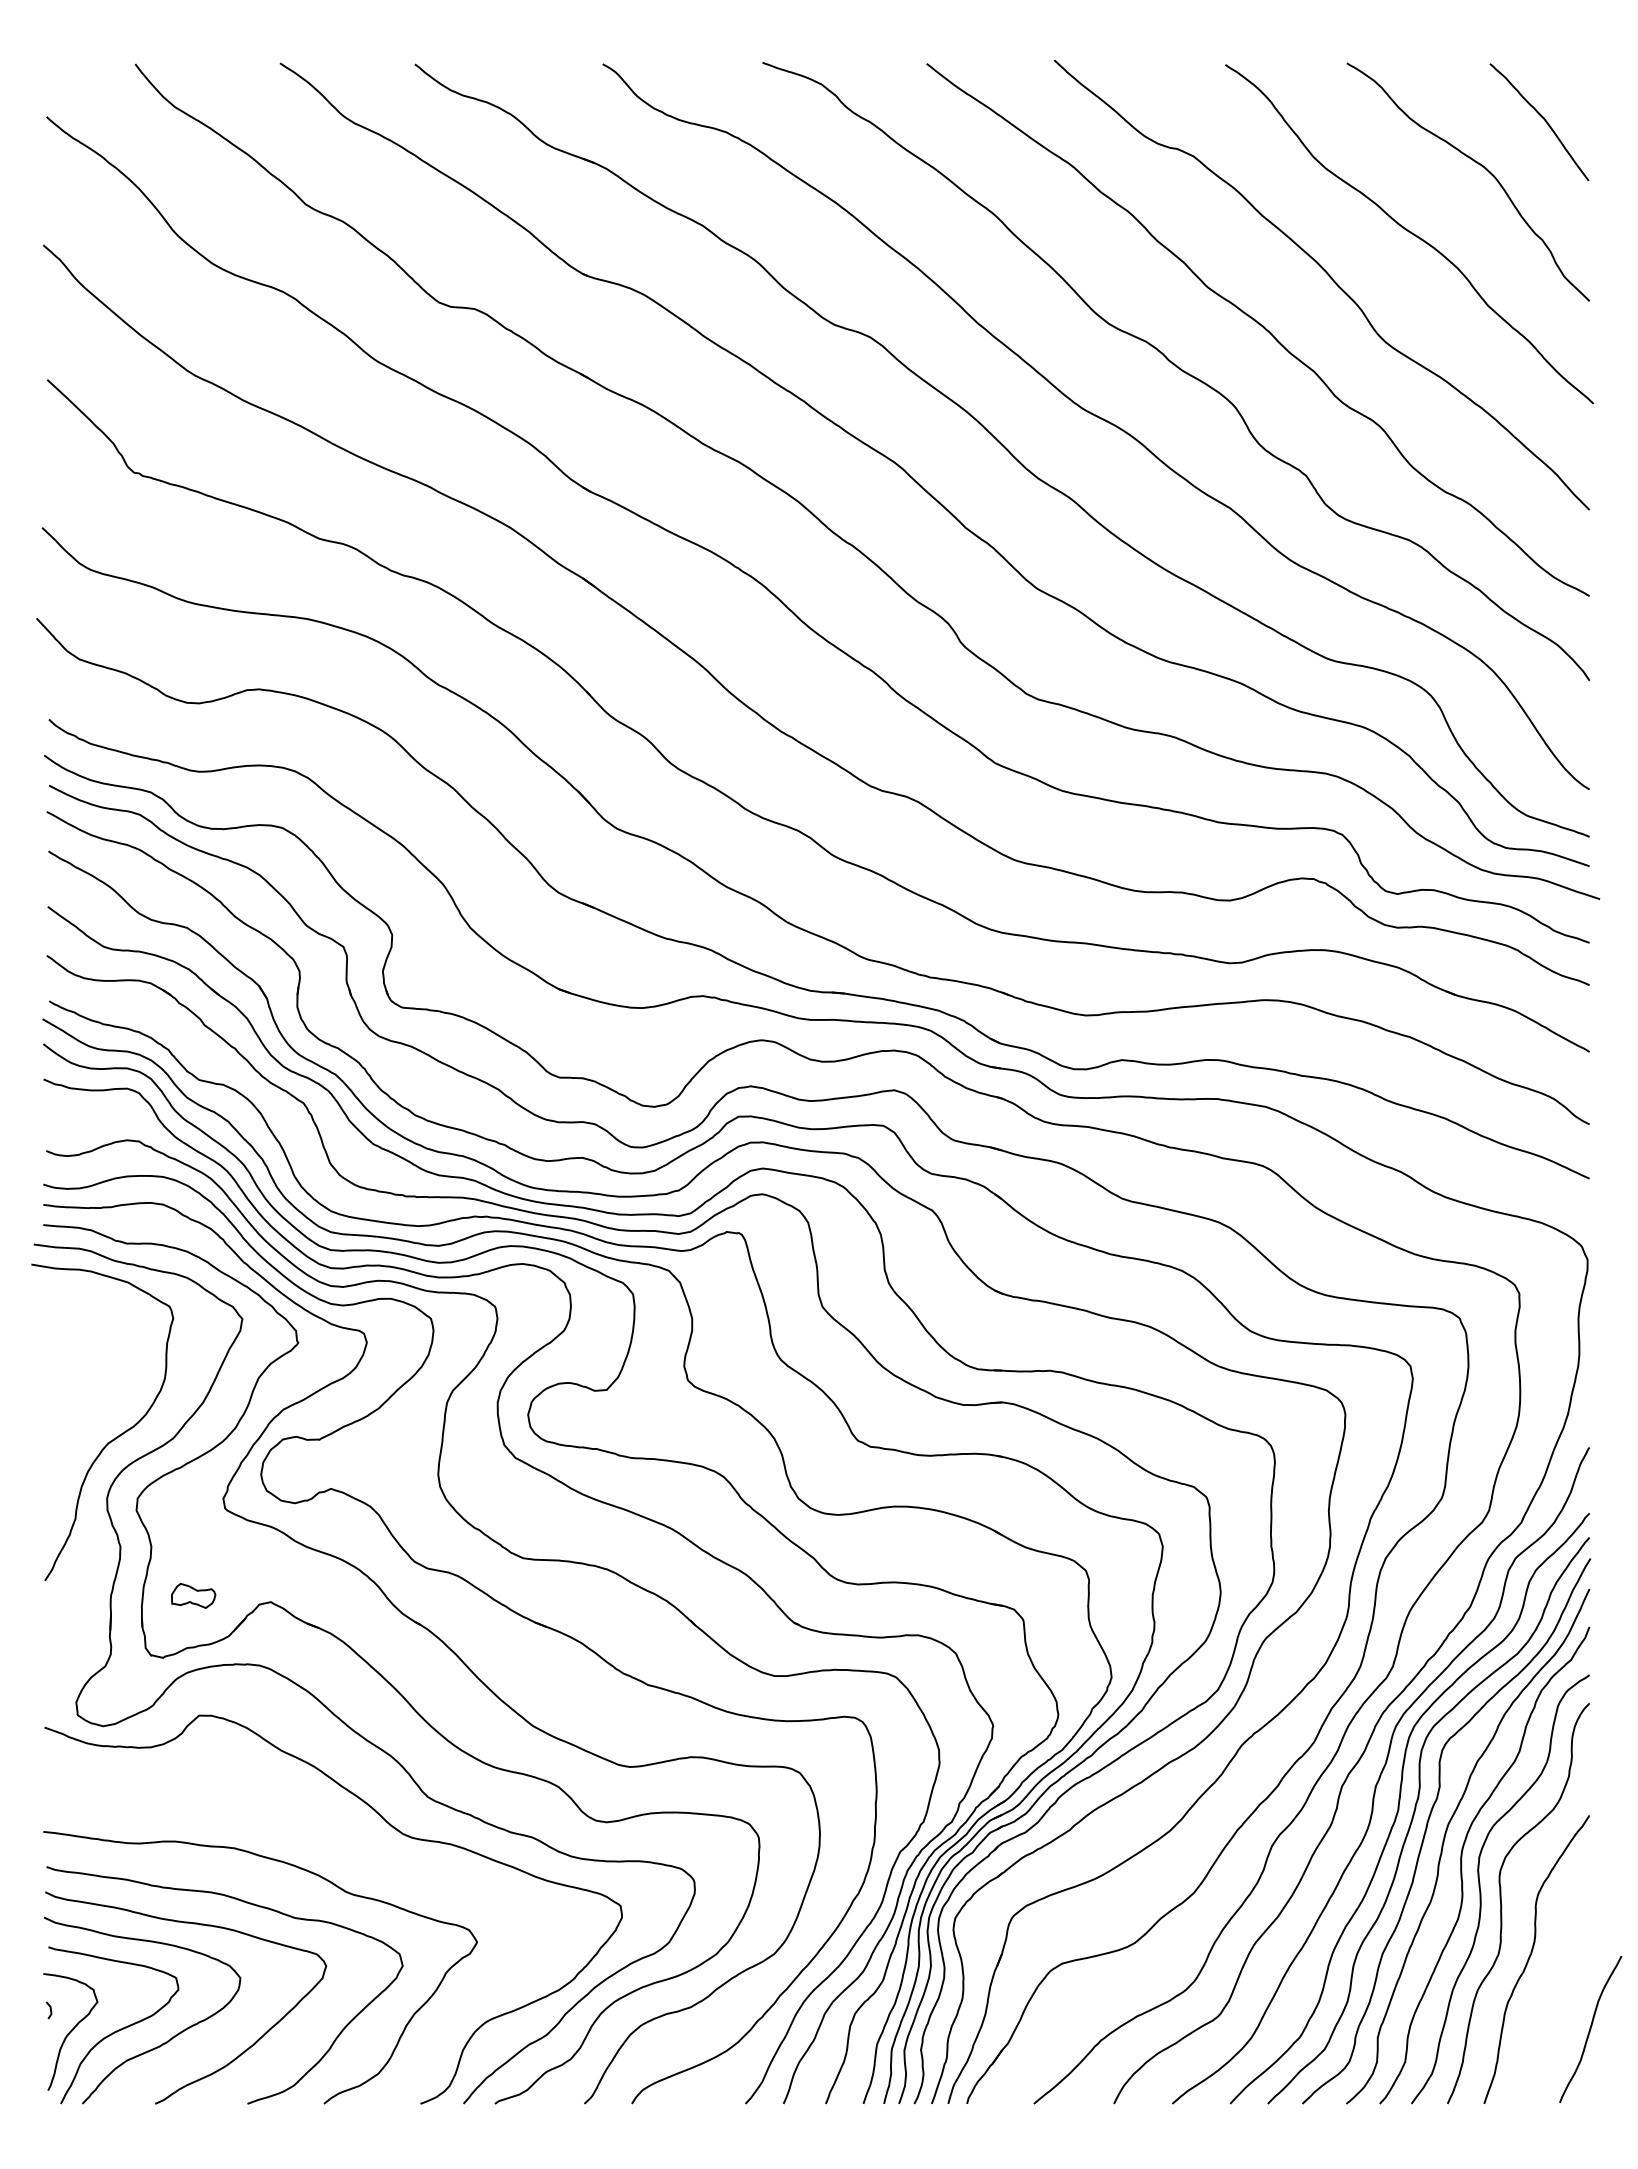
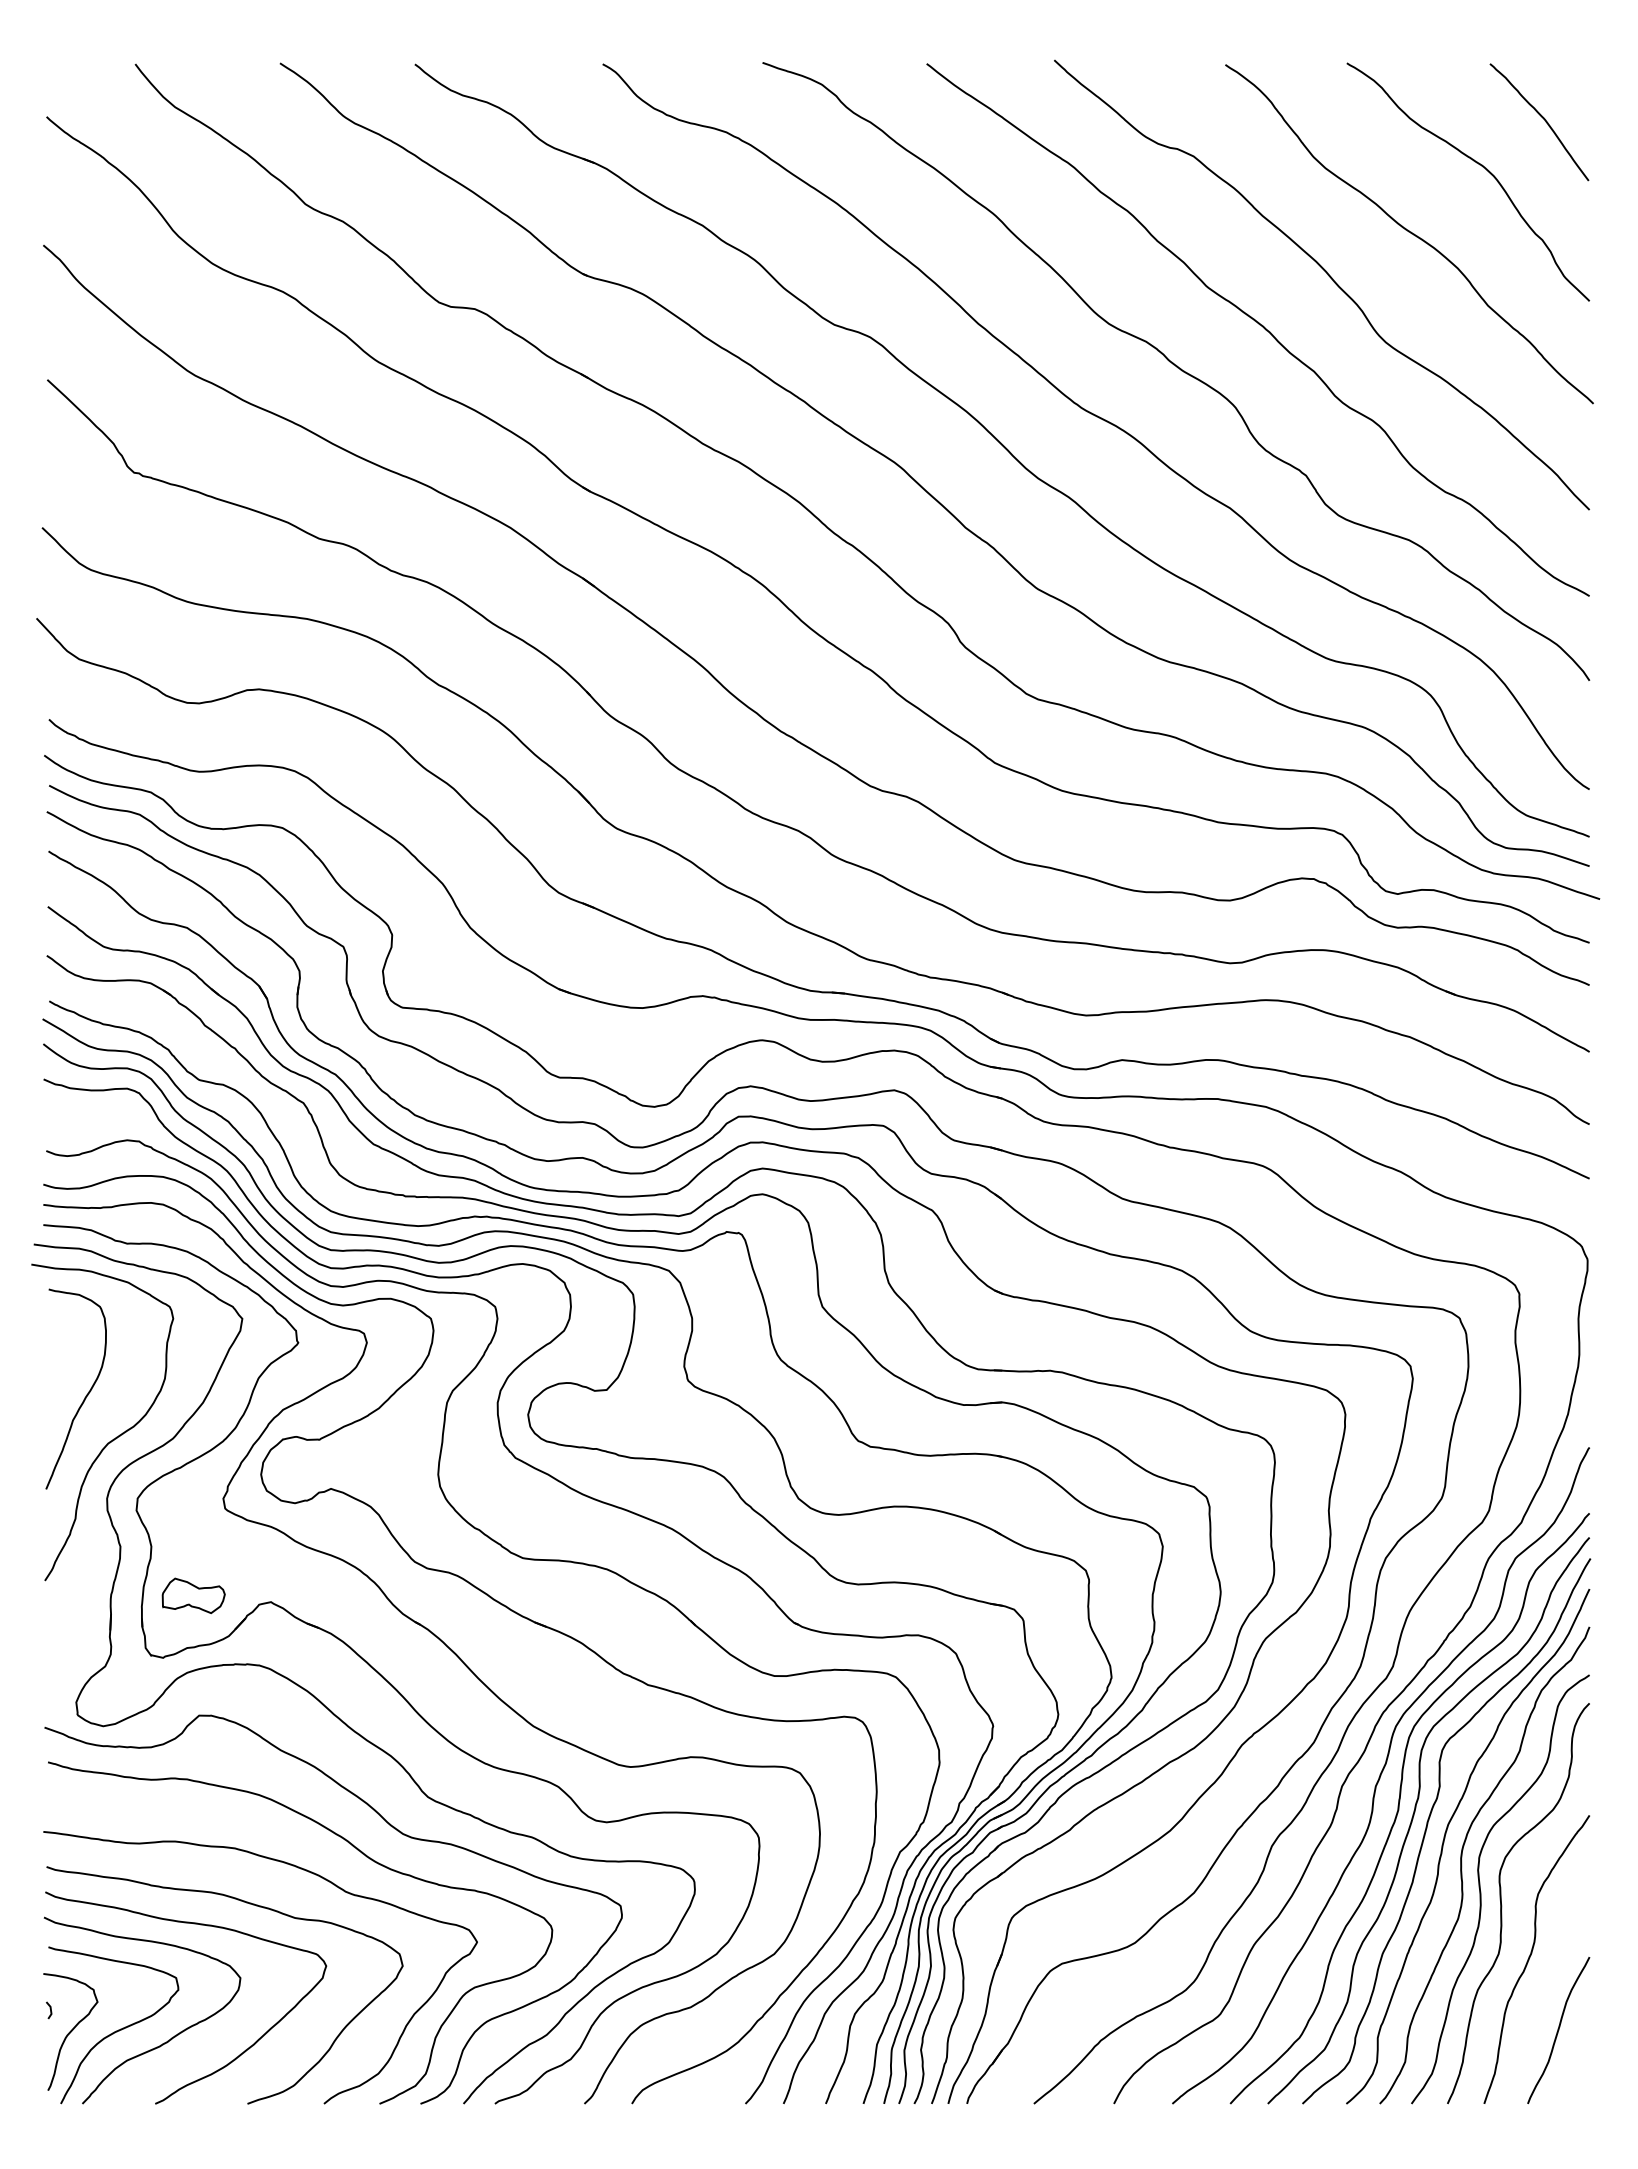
curve: none -> present (86, 1394)
part size: 46x26 px -> 65x38 px (193, 1595)
curve: none -> present (362, 1854)
curve position: (1590, 2029) -> (1558, 2030) (1558, 2030)
